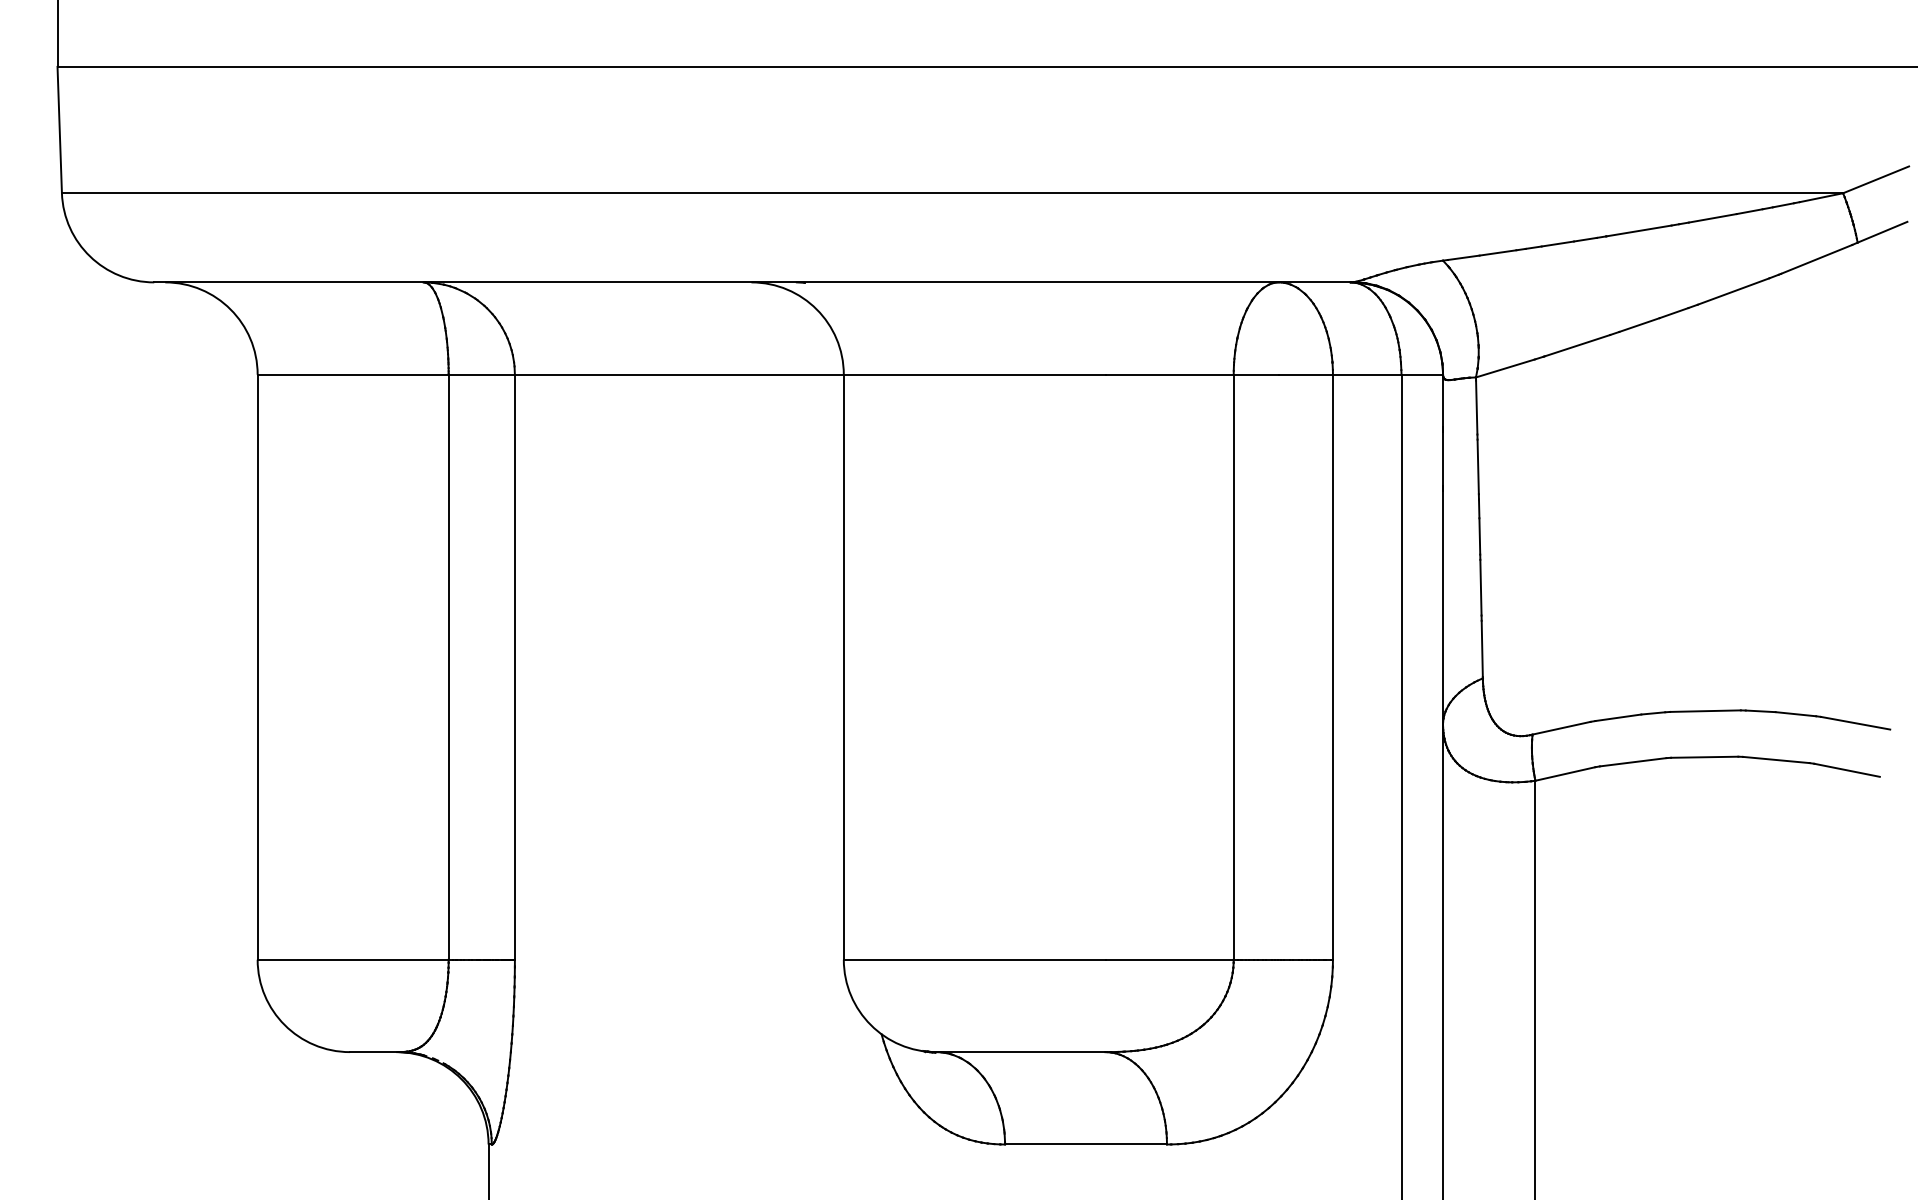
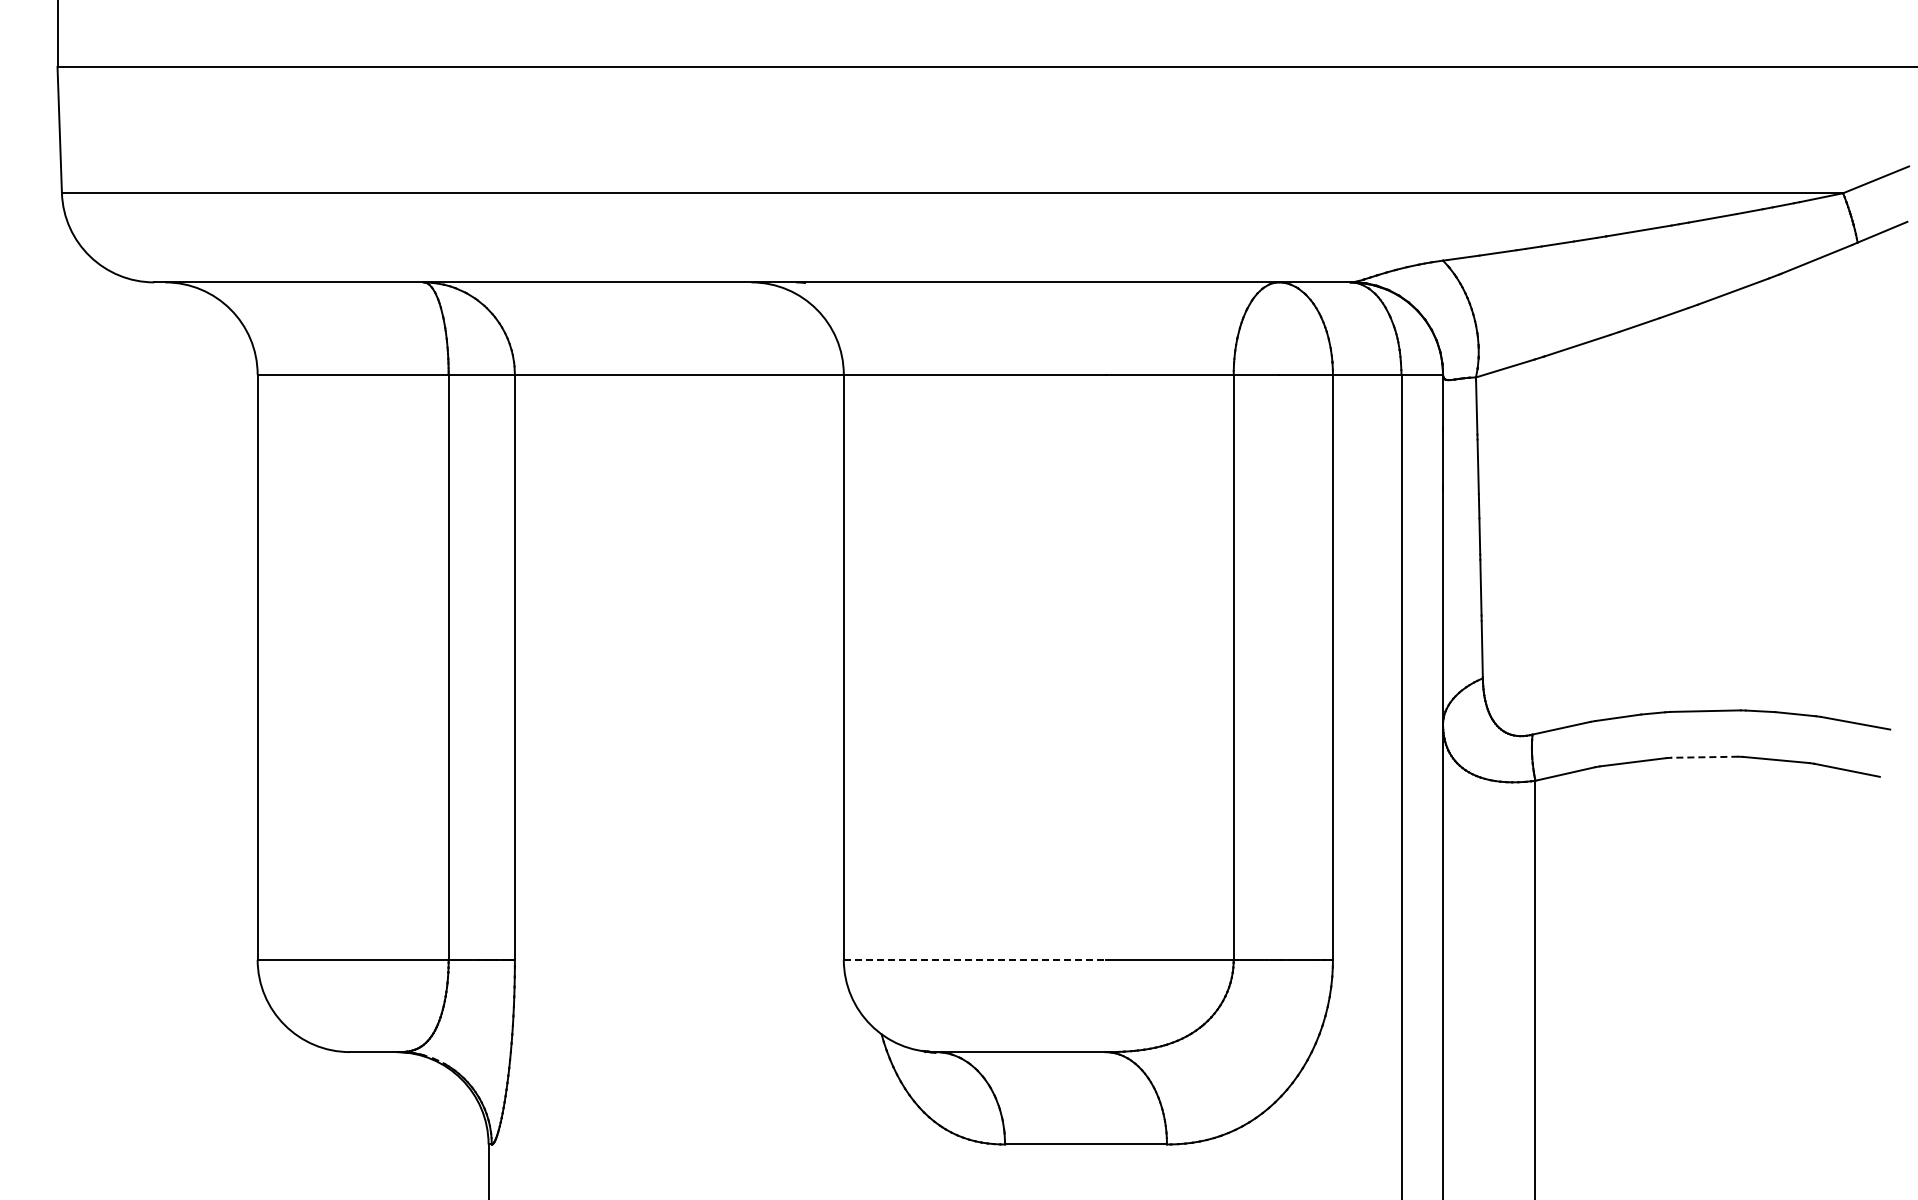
line: solid -> dashed (1704, 757)
line: solid -> dashed (974, 959)
